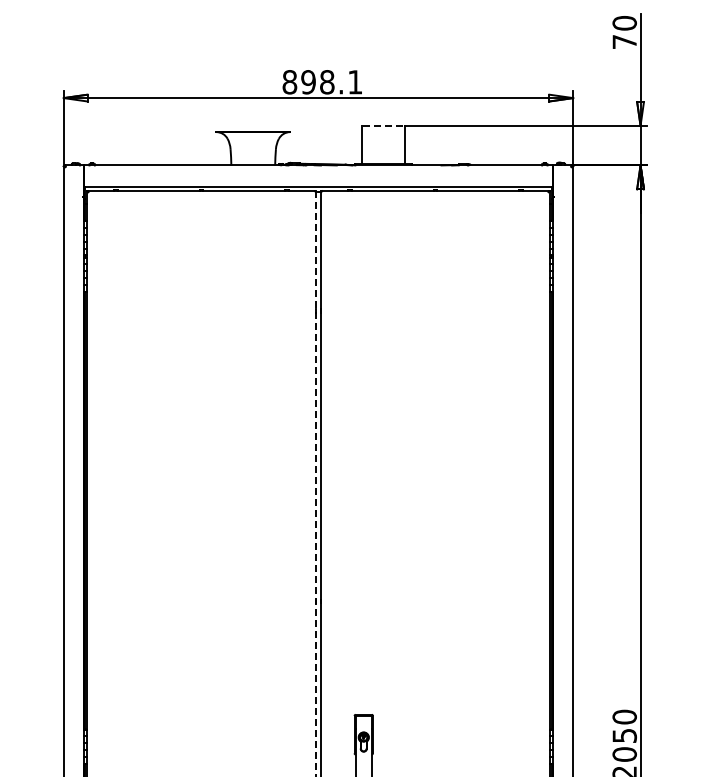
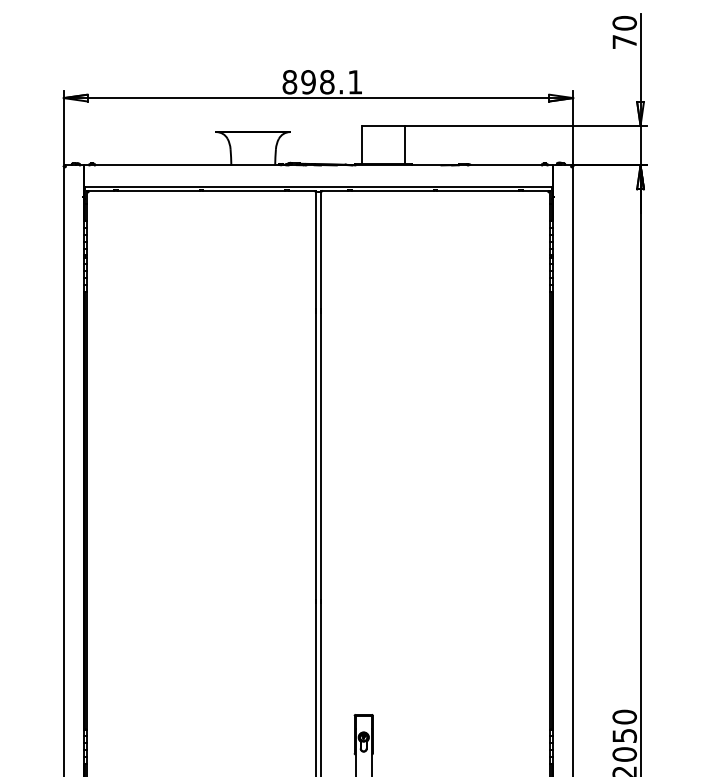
line: dashed -> solid (383, 125)
line: dashed -> solid (316, 484)
